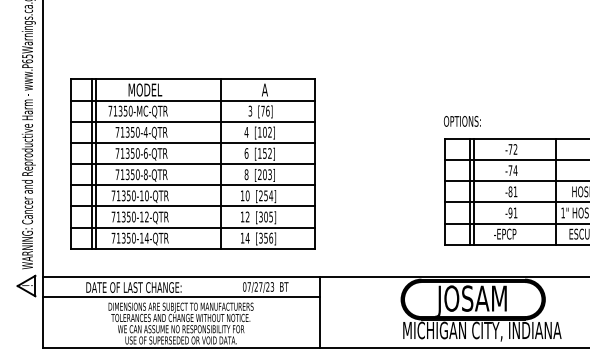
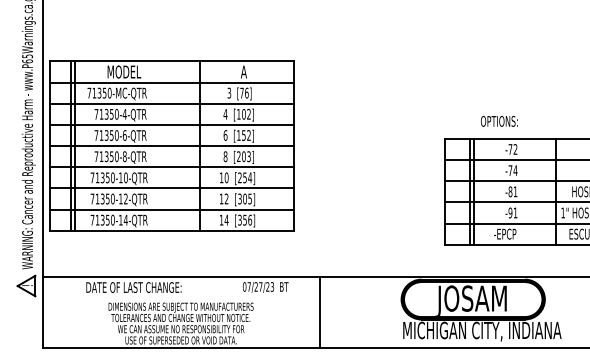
text position: (461, 121) -> (498, 121) (498, 121)
part position: (192, 163) -> (171, 145) (171, 145)
line: present -> none (181, 296)
